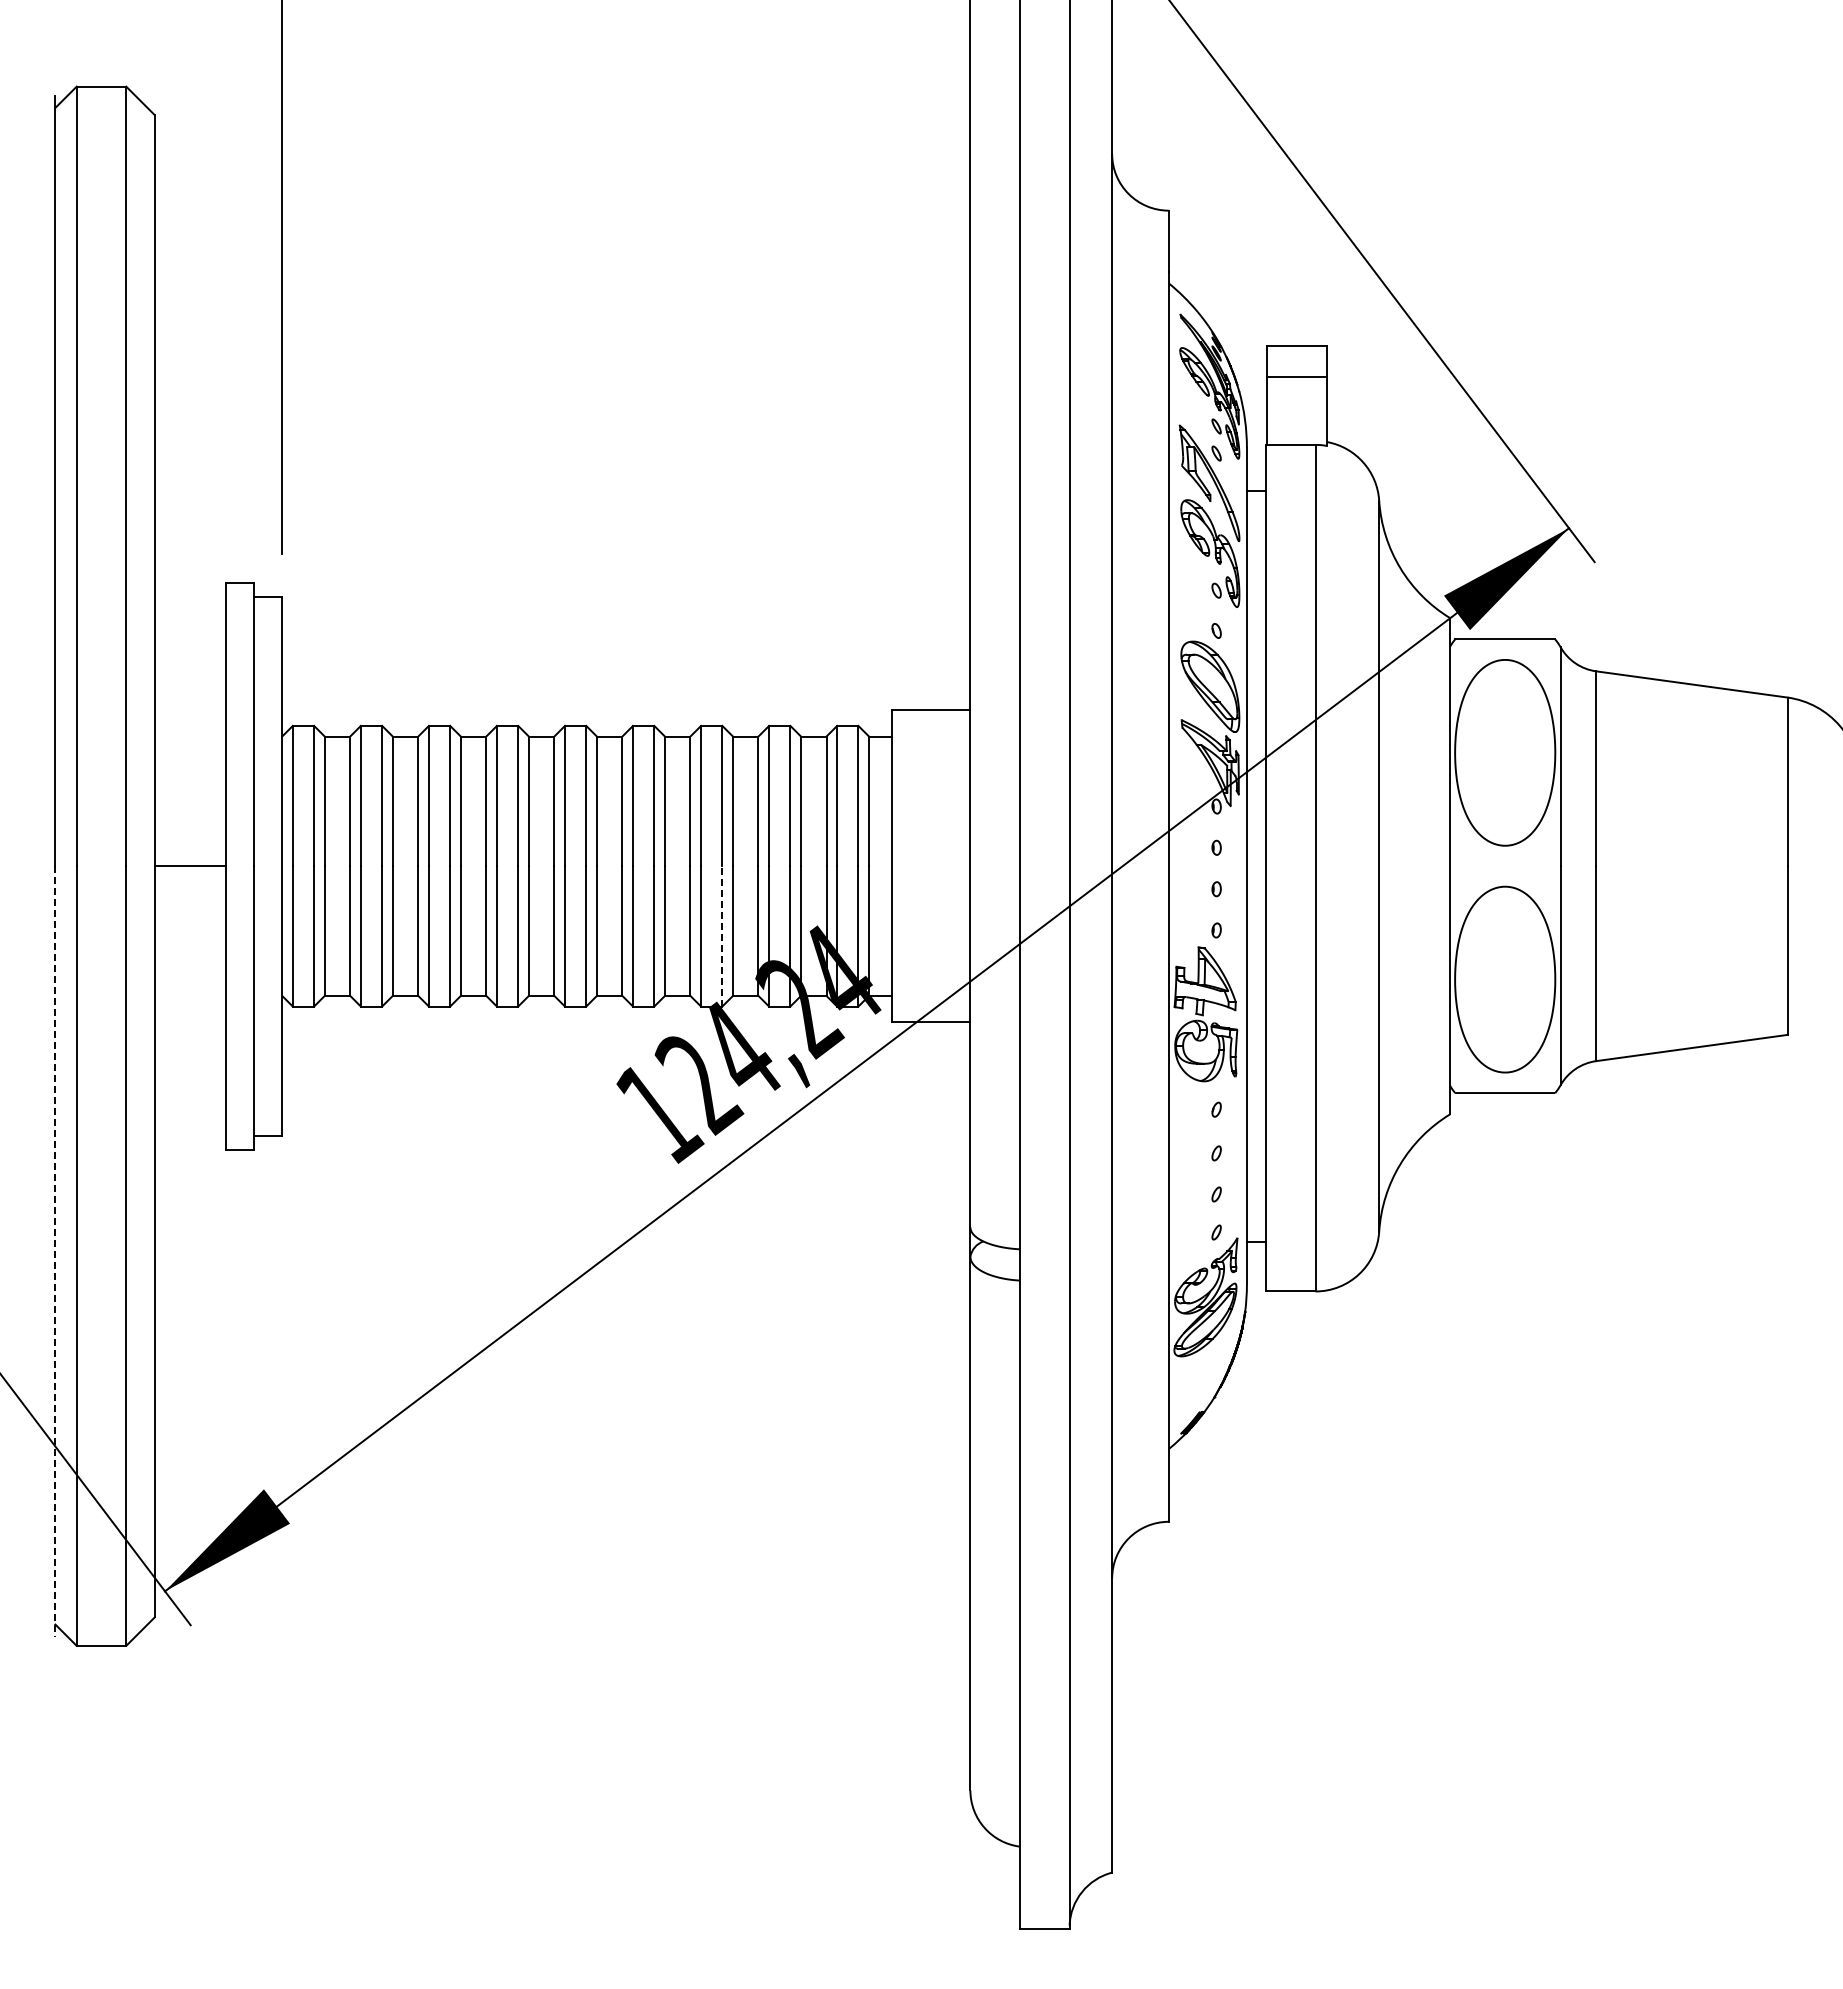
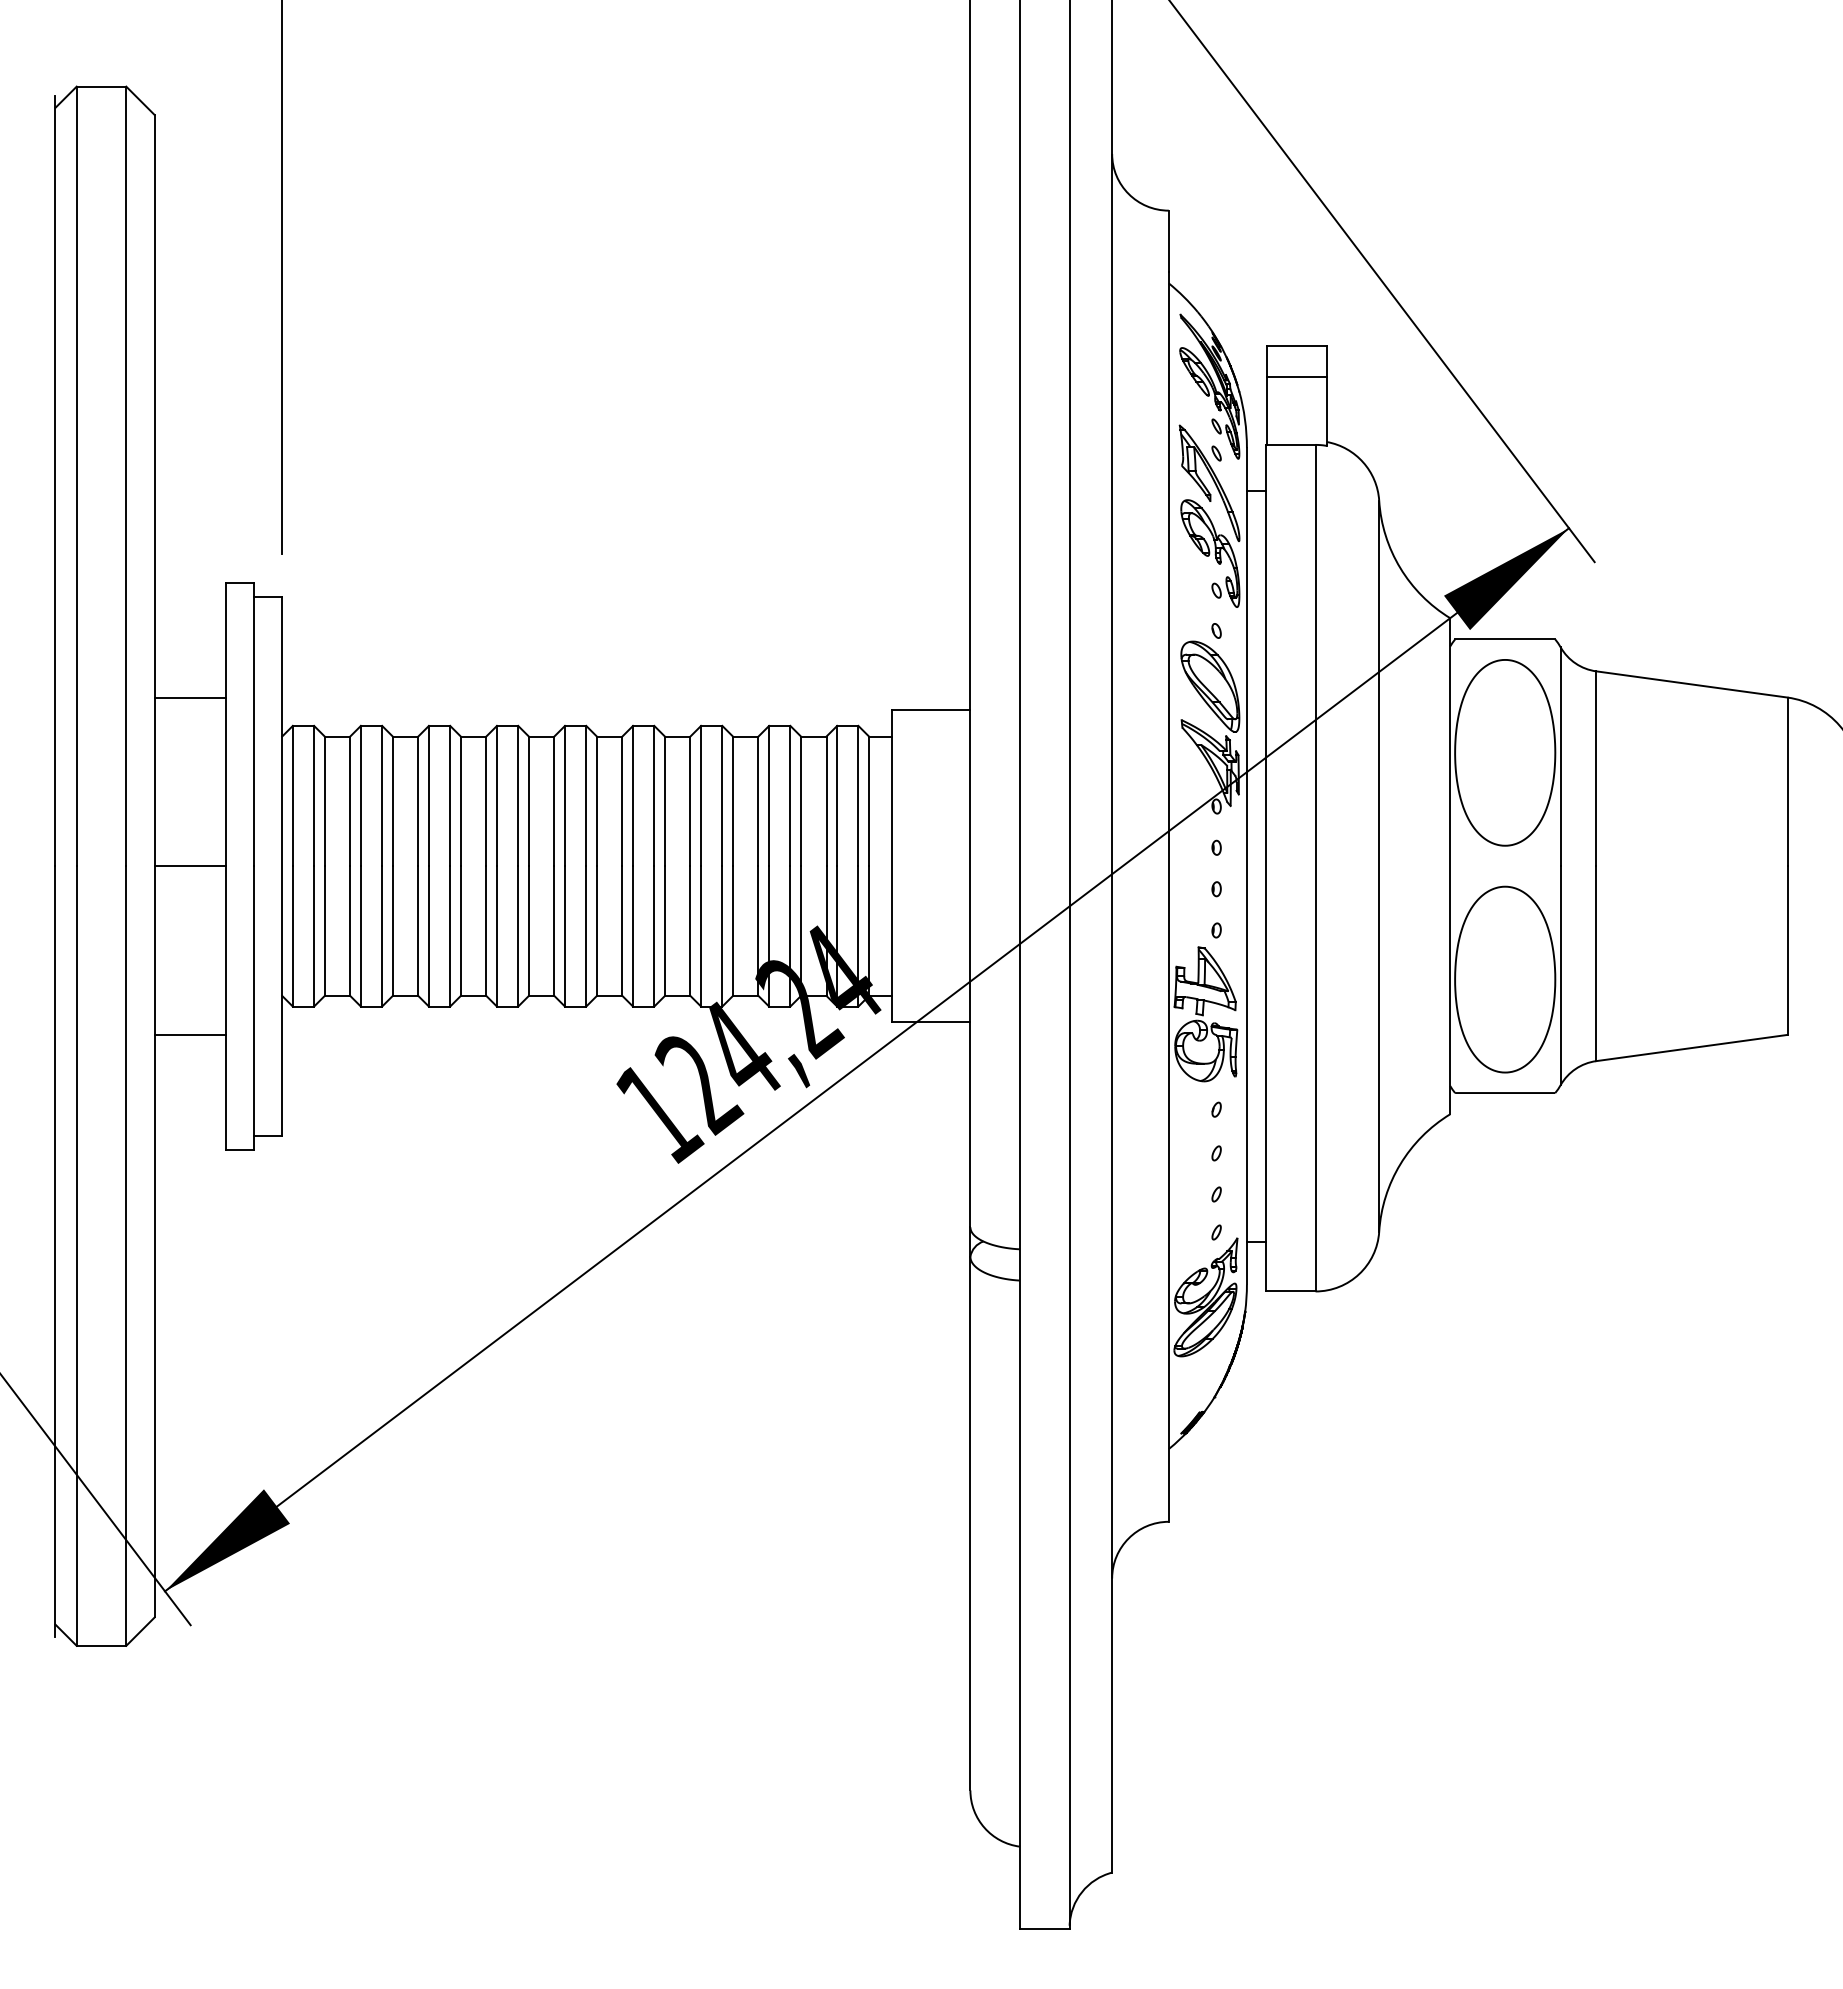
line: none -> present (189, 697)
line: dashed -> solid (722, 935)
line: none -> present (189, 1034)
line: dashed -> solid (55, 1251)
